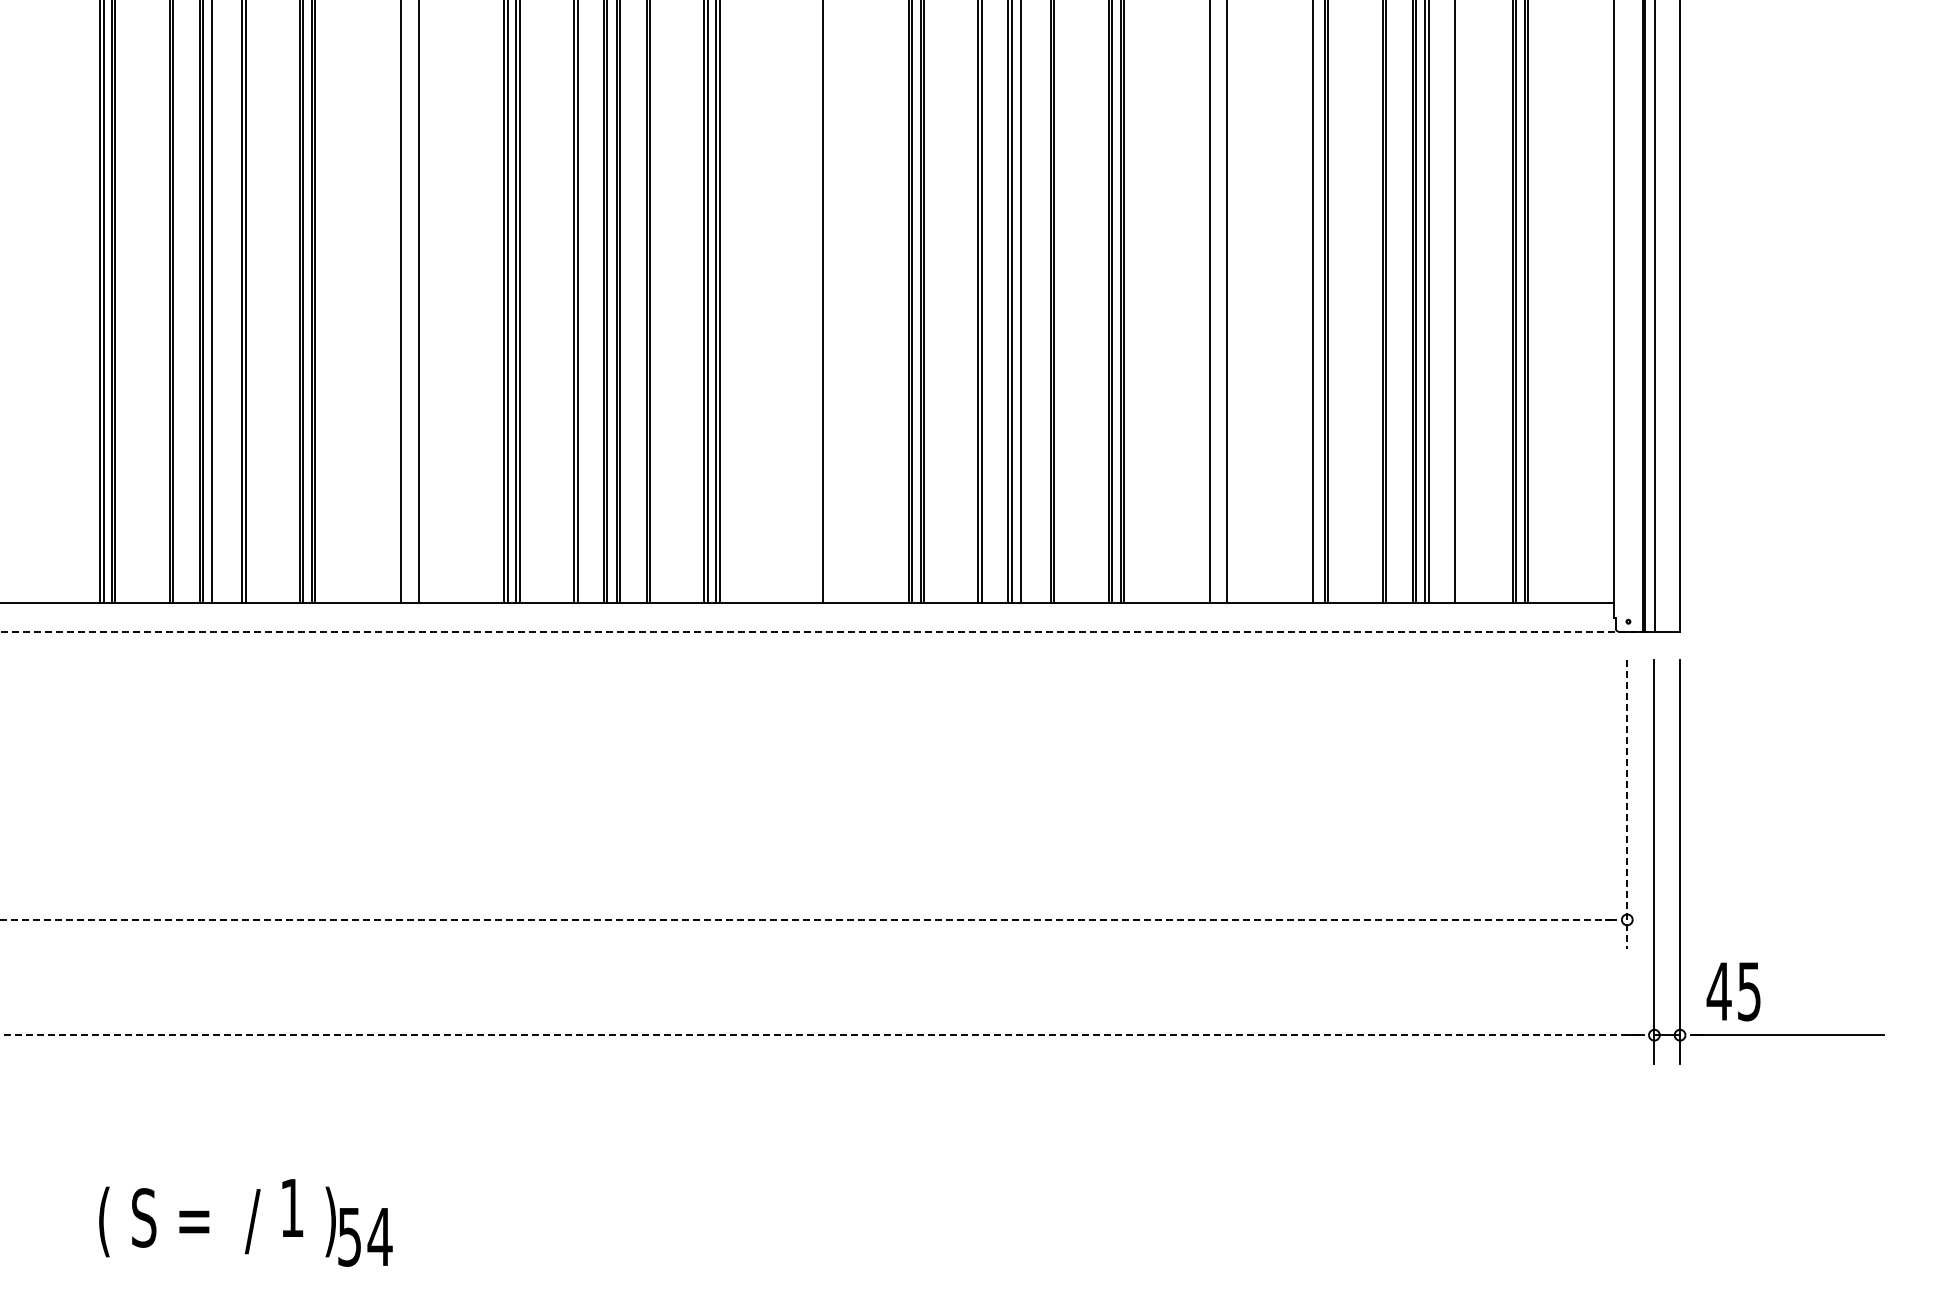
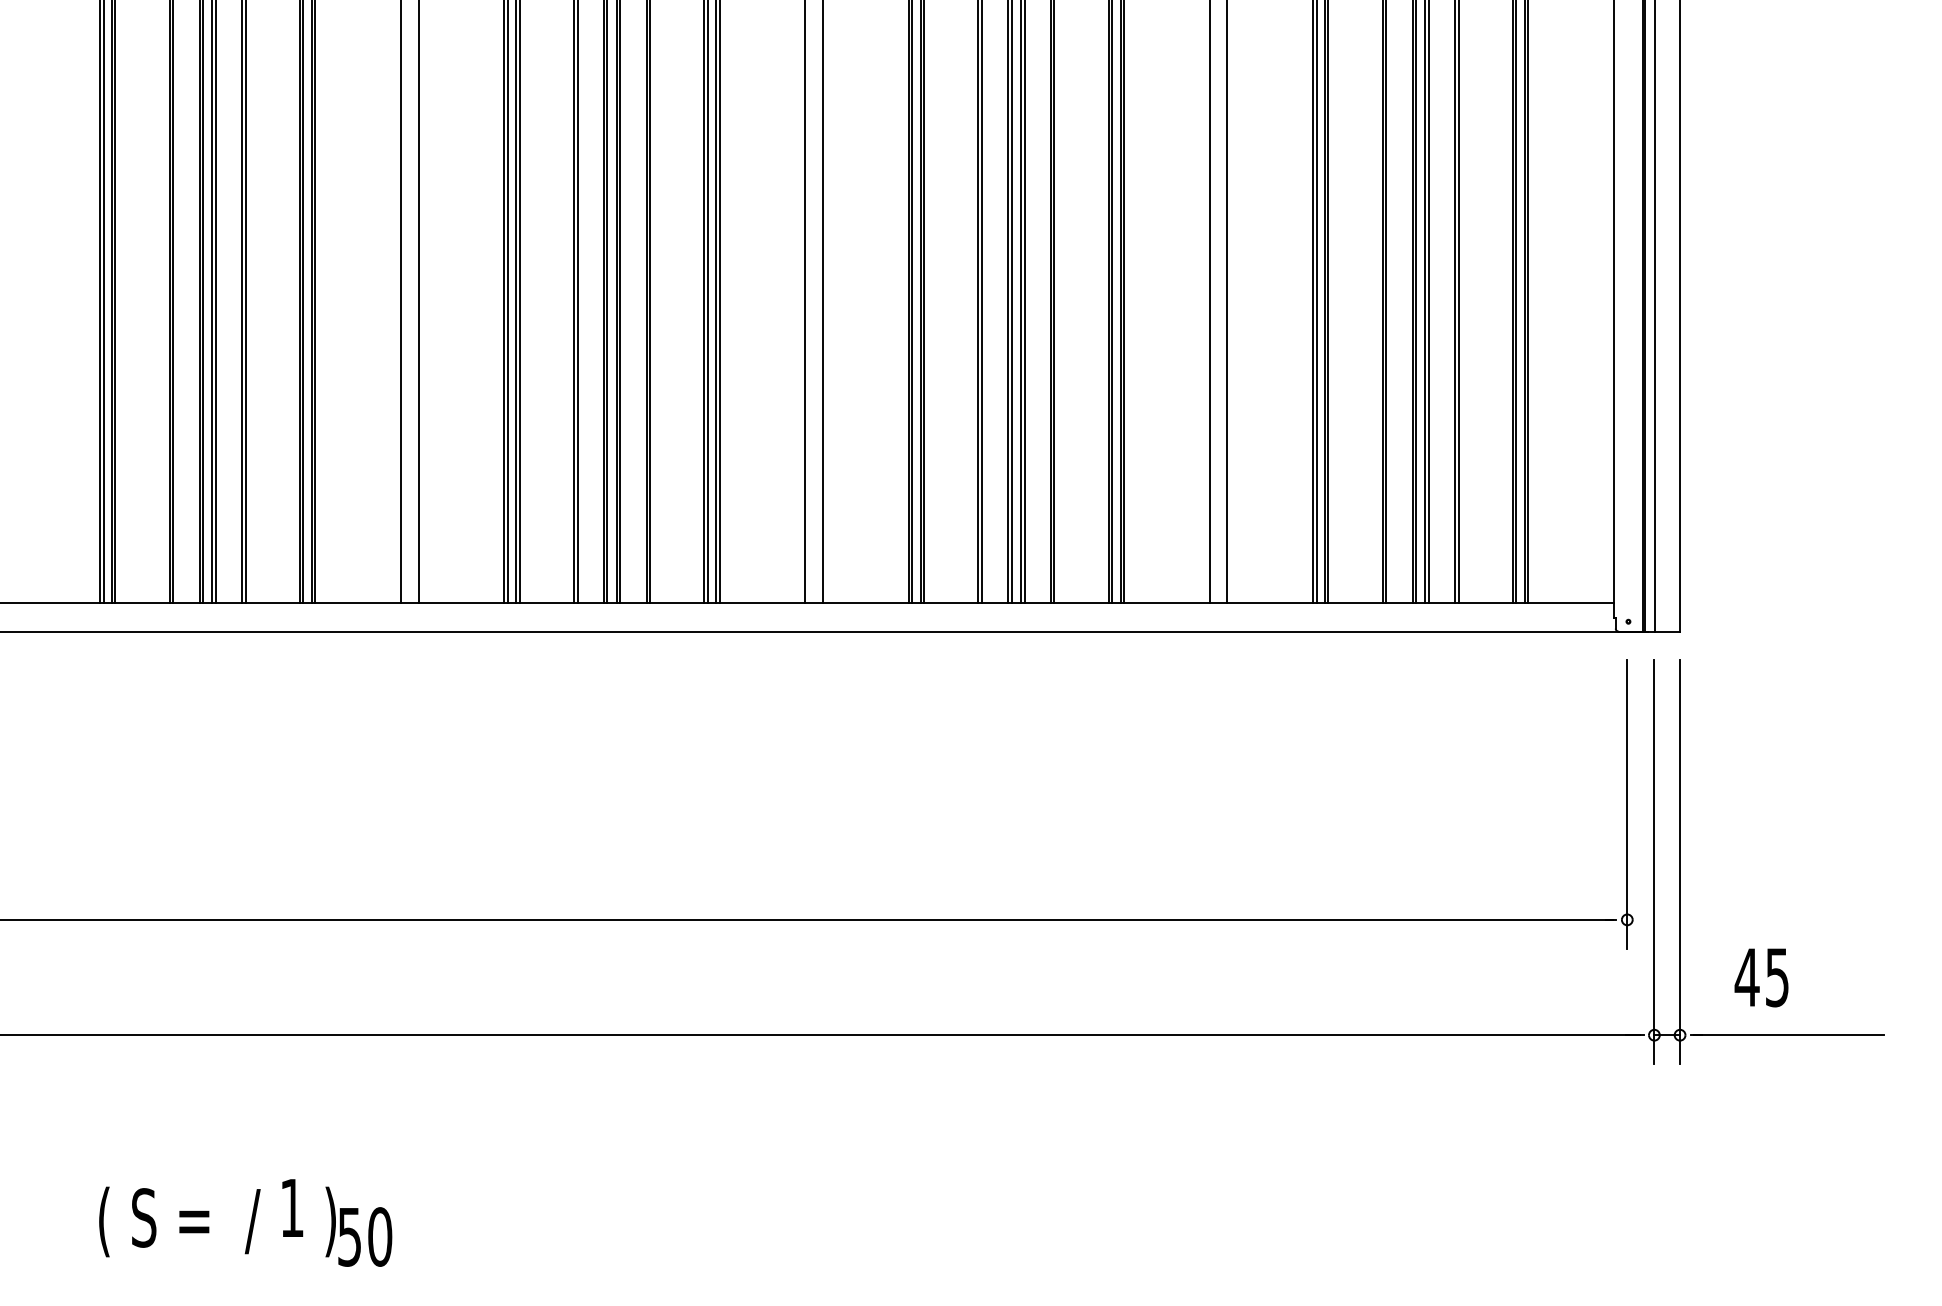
line: none -> present (215, 302)
line: none -> present (805, 302)
line: none -> present (1024, 302)
line: none -> present (1316, 302)
line: none -> present (1458, 302)
line: dashed -> solid (823, 631)
line: dashed -> solid (1627, 805)
line: dashed -> solid (806, 919)
text position: (1733, 991) -> (1761, 977) (1761, 977)
line: dashed -> solid (820, 1035)
text: 54 -> 50 (379, 1236)
